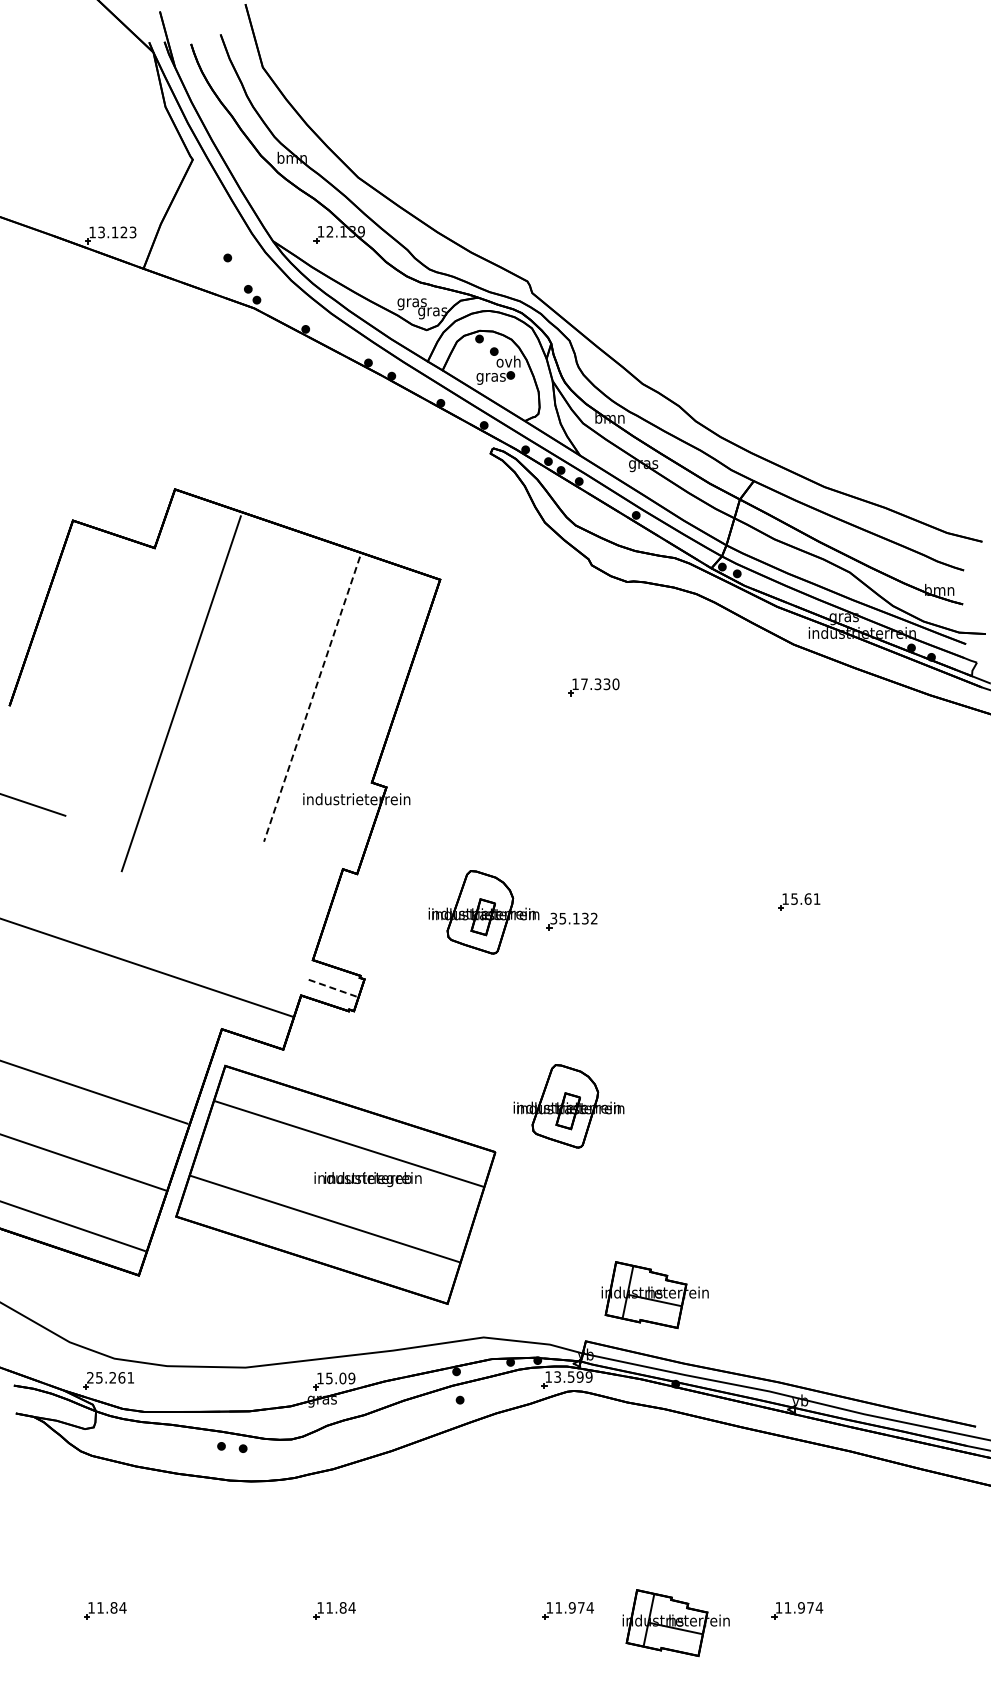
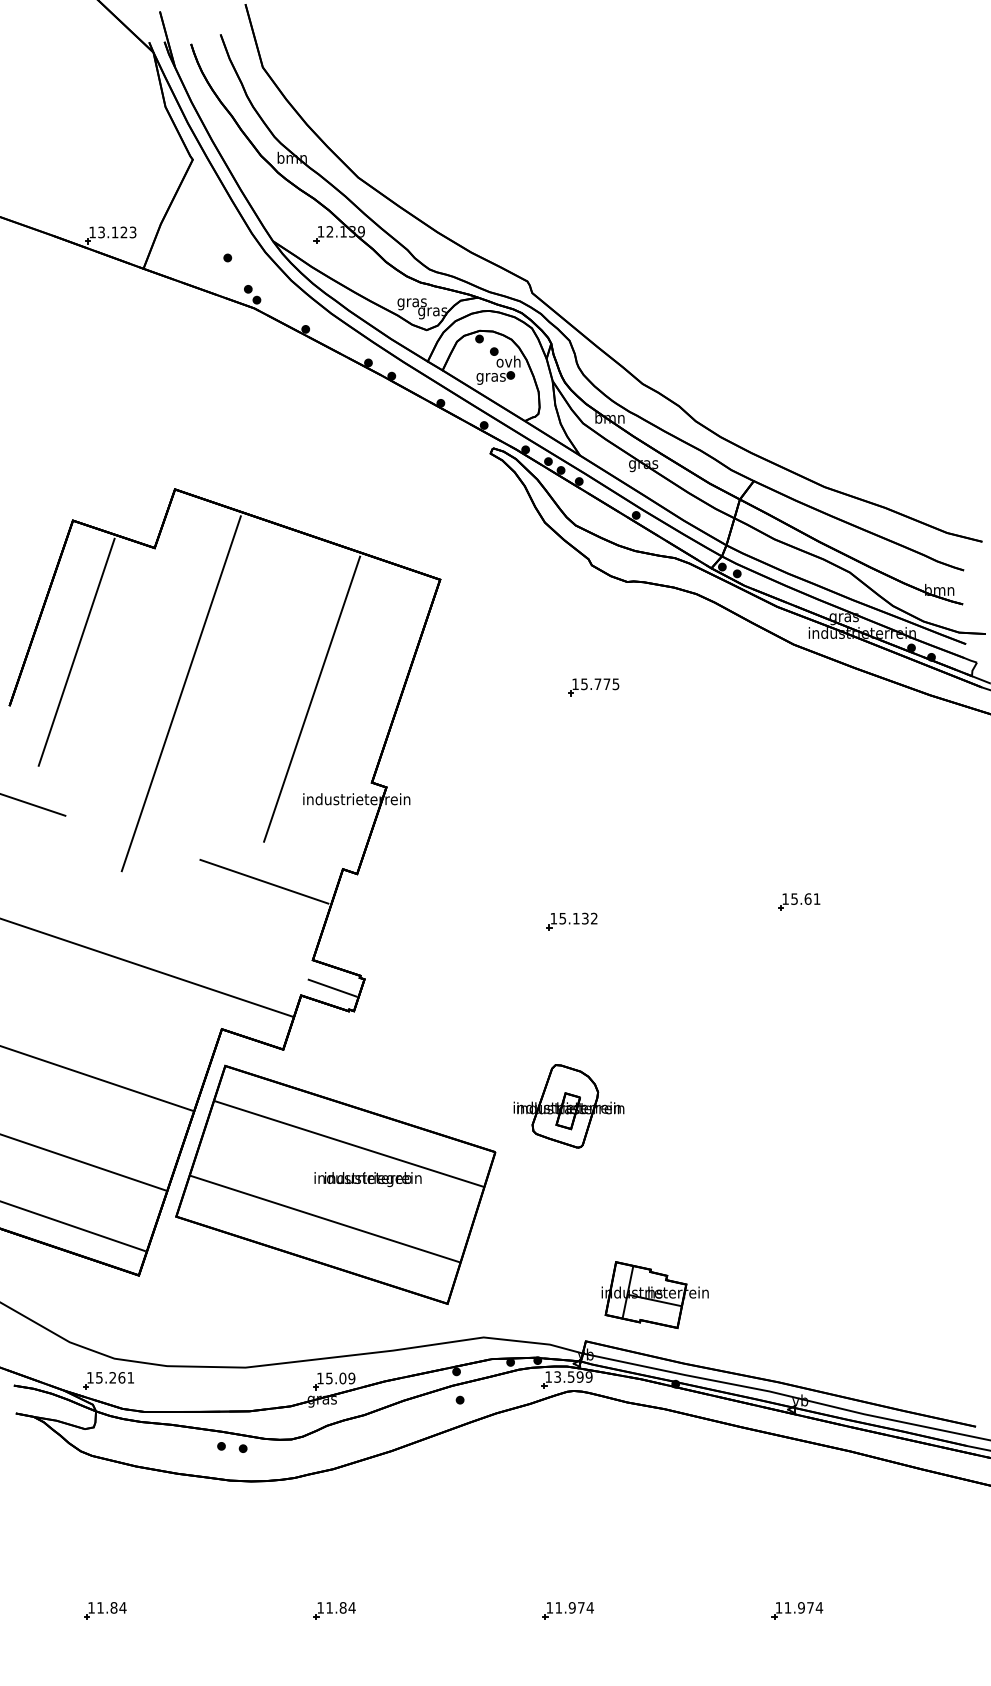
line: none -> present (76, 651)
text: 17.330 -> 15.775 (600, 684)
line: dashed -> solid (311, 699)
line: none -> present (264, 881)
part: present -> none (483, 912)
text: 35.132 -> 15.132 (553, 918)
line: dashed -> solid (333, 988)
line position: (94, 1092) -> (97, 1078) (97, 1078)
text: 25.261 -> 15.261 (90, 1377)
part: present -> none (675, 1623)
